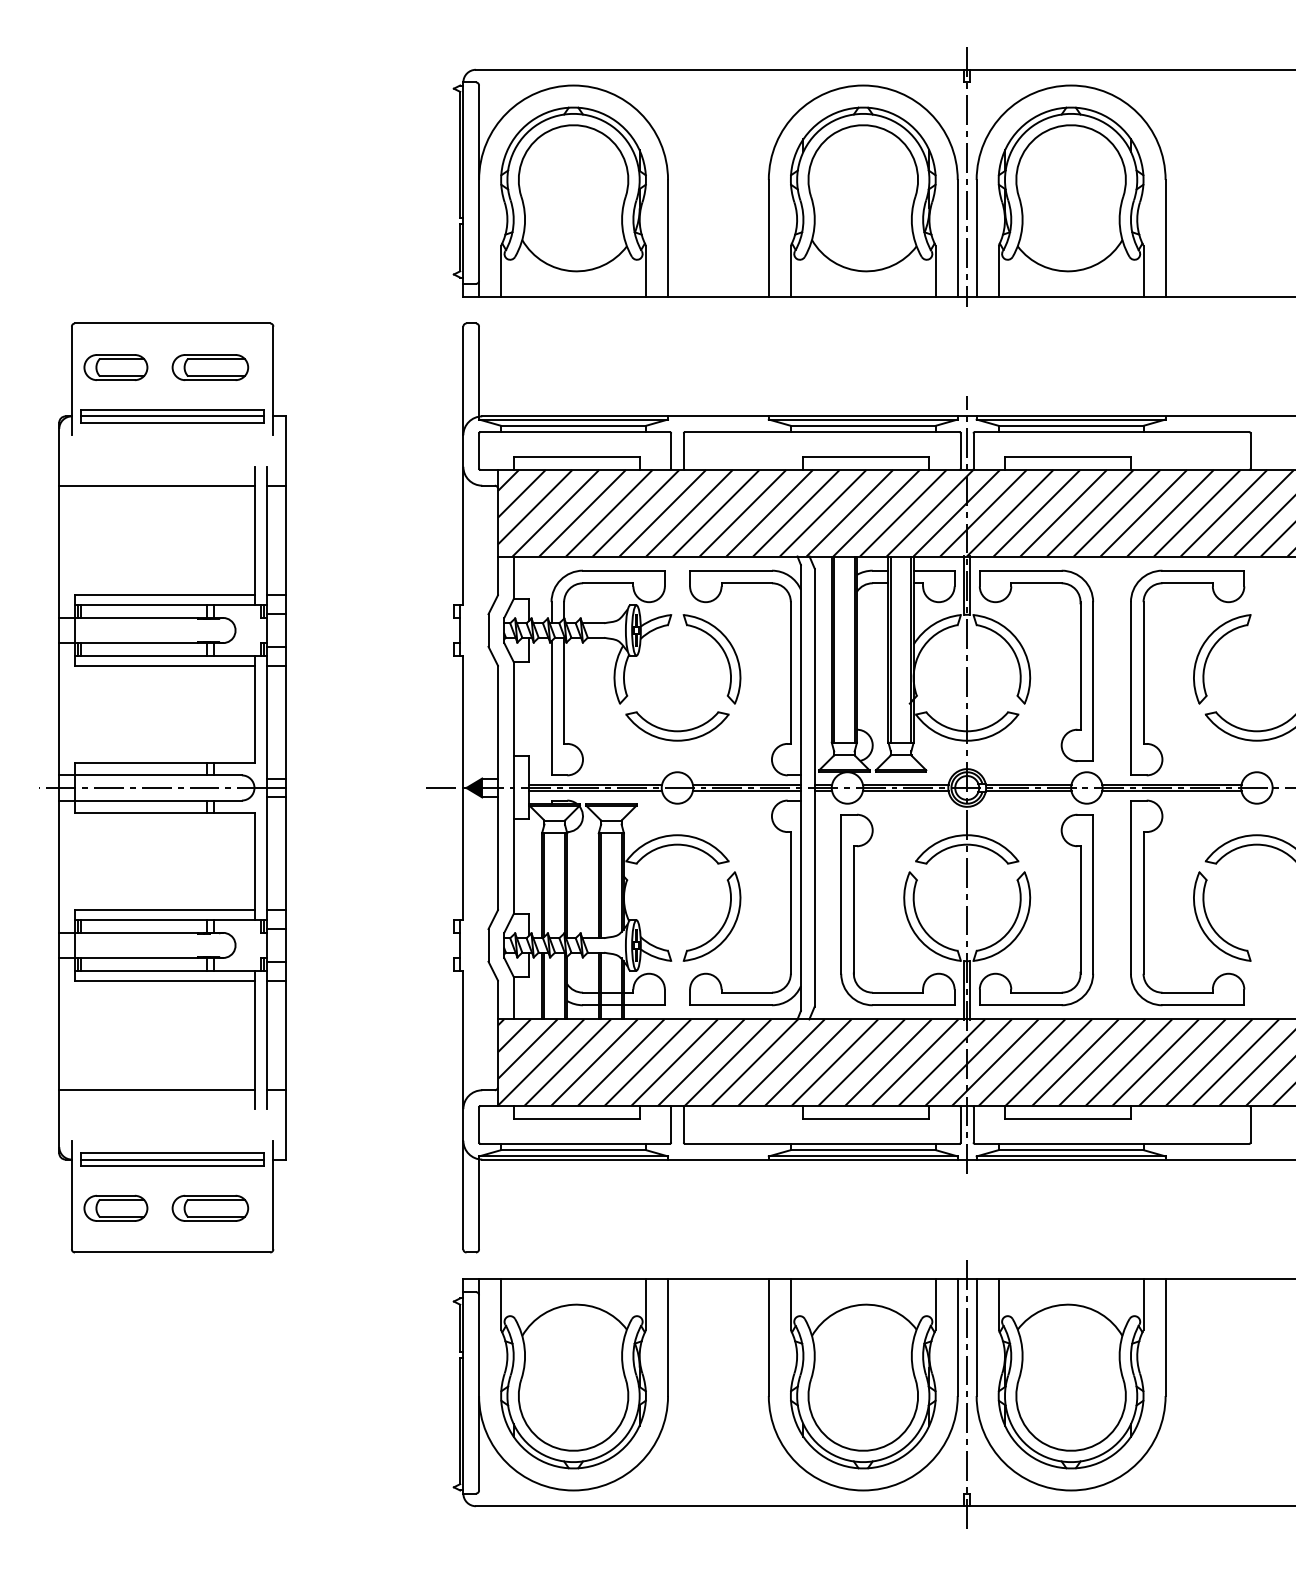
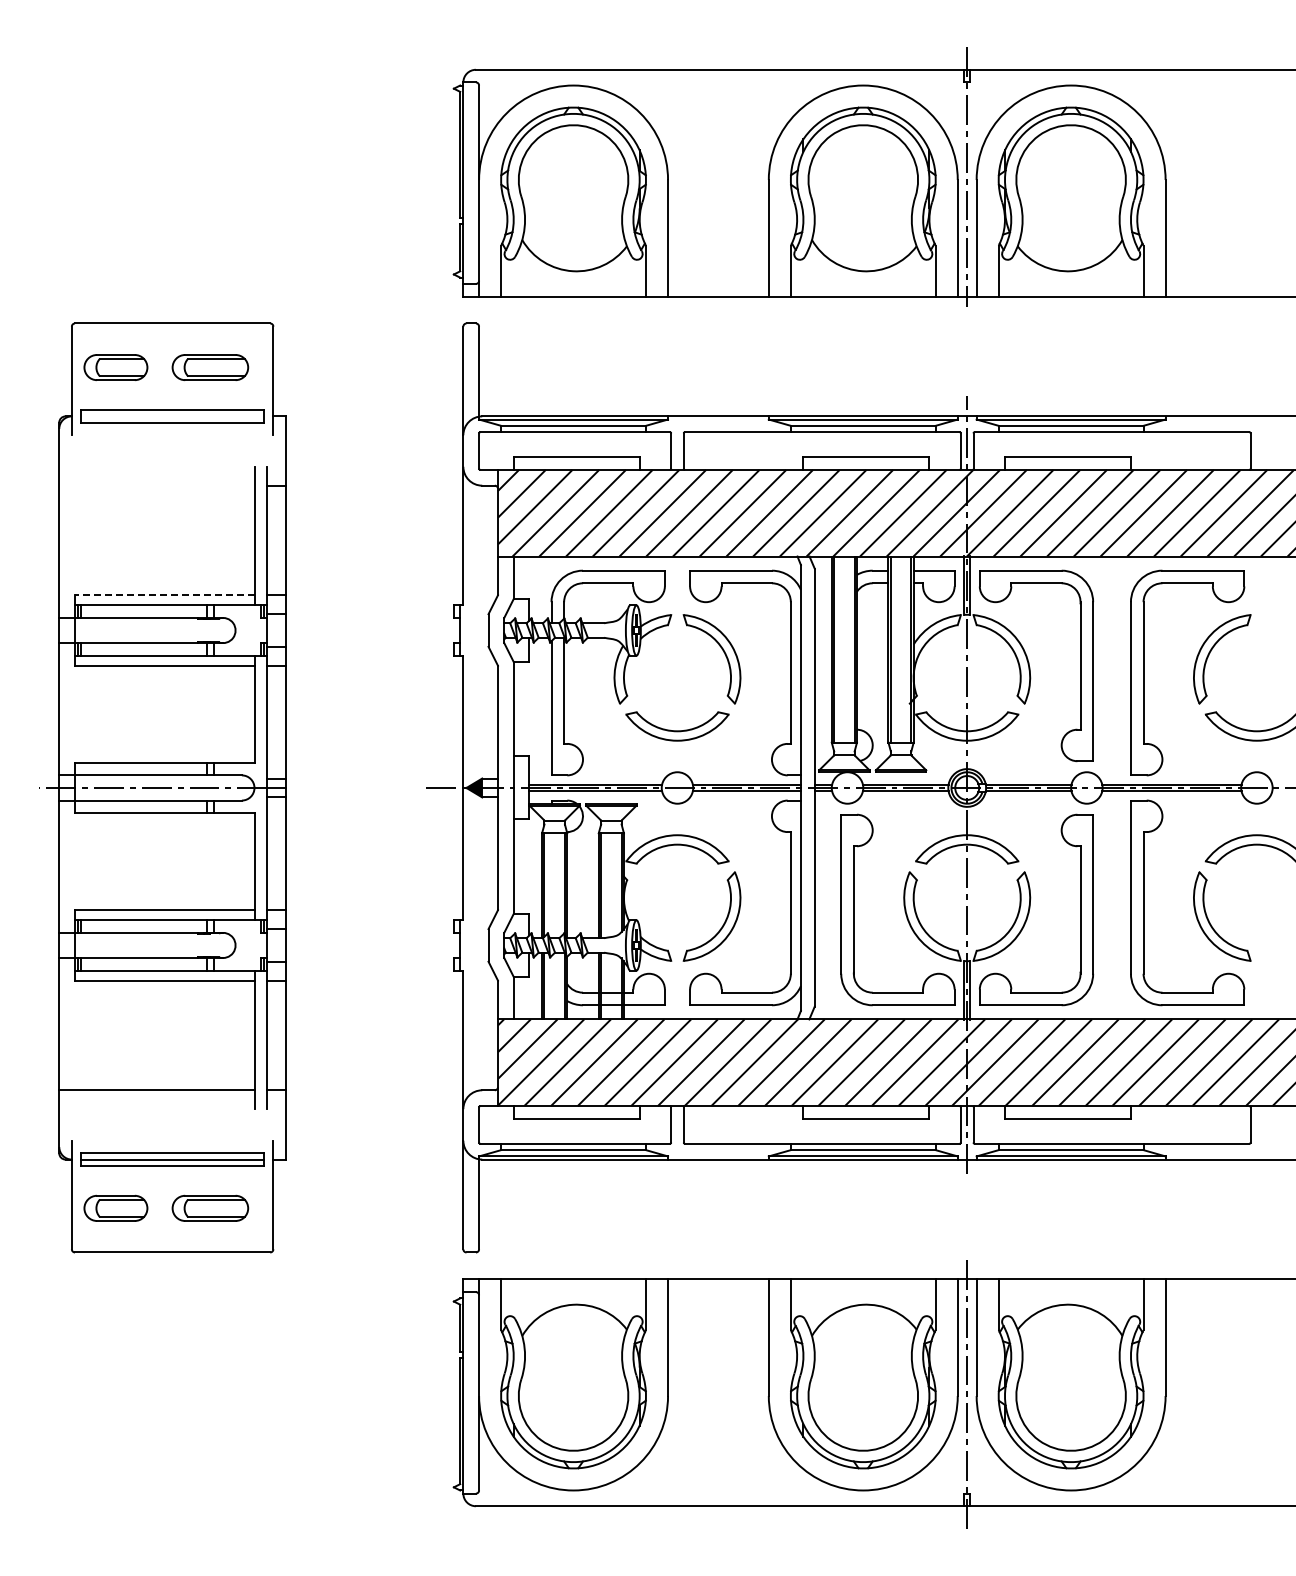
line: present -> none (172, 416)
line: present -> none (156, 485)
line: solid -> dashed (164, 595)
